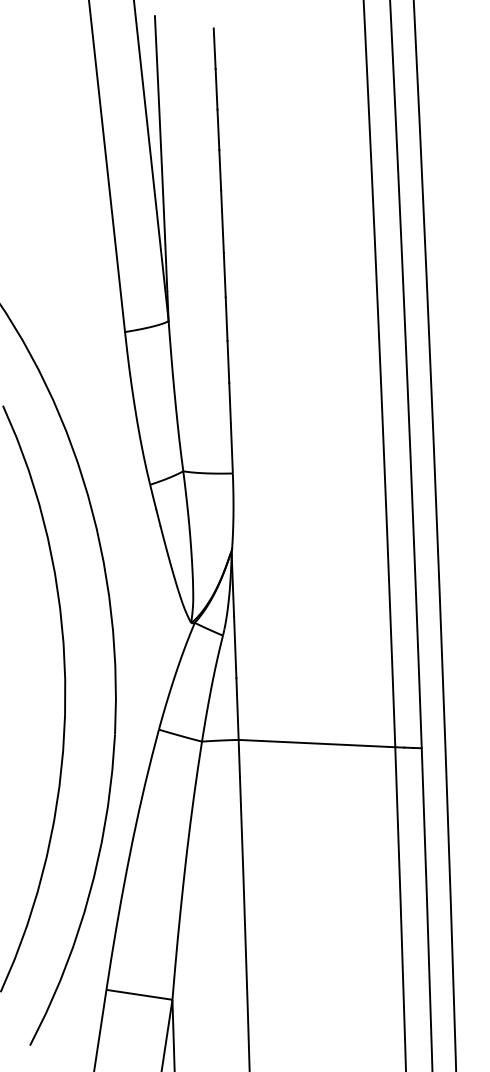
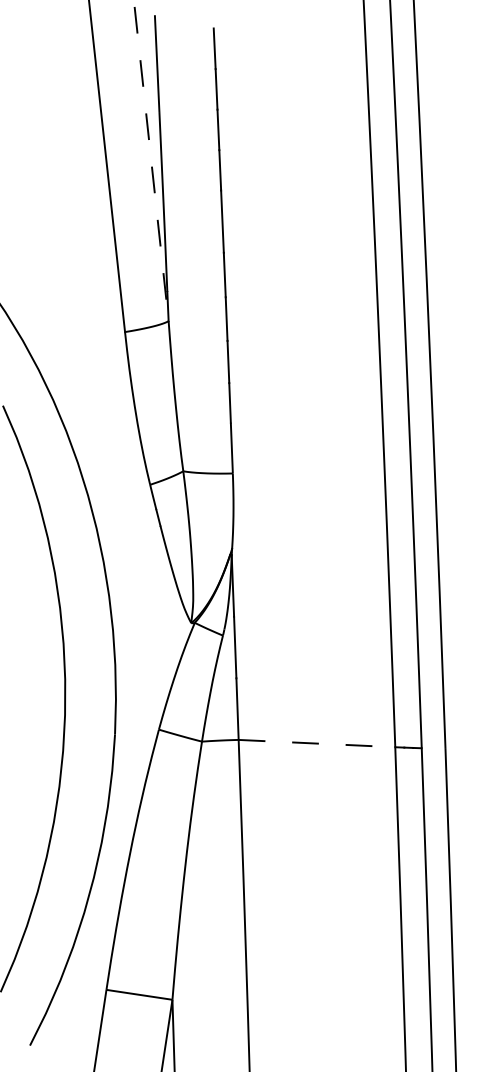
line: solid -> dashed (151, 161)
line: solid -> dashed (317, 743)
